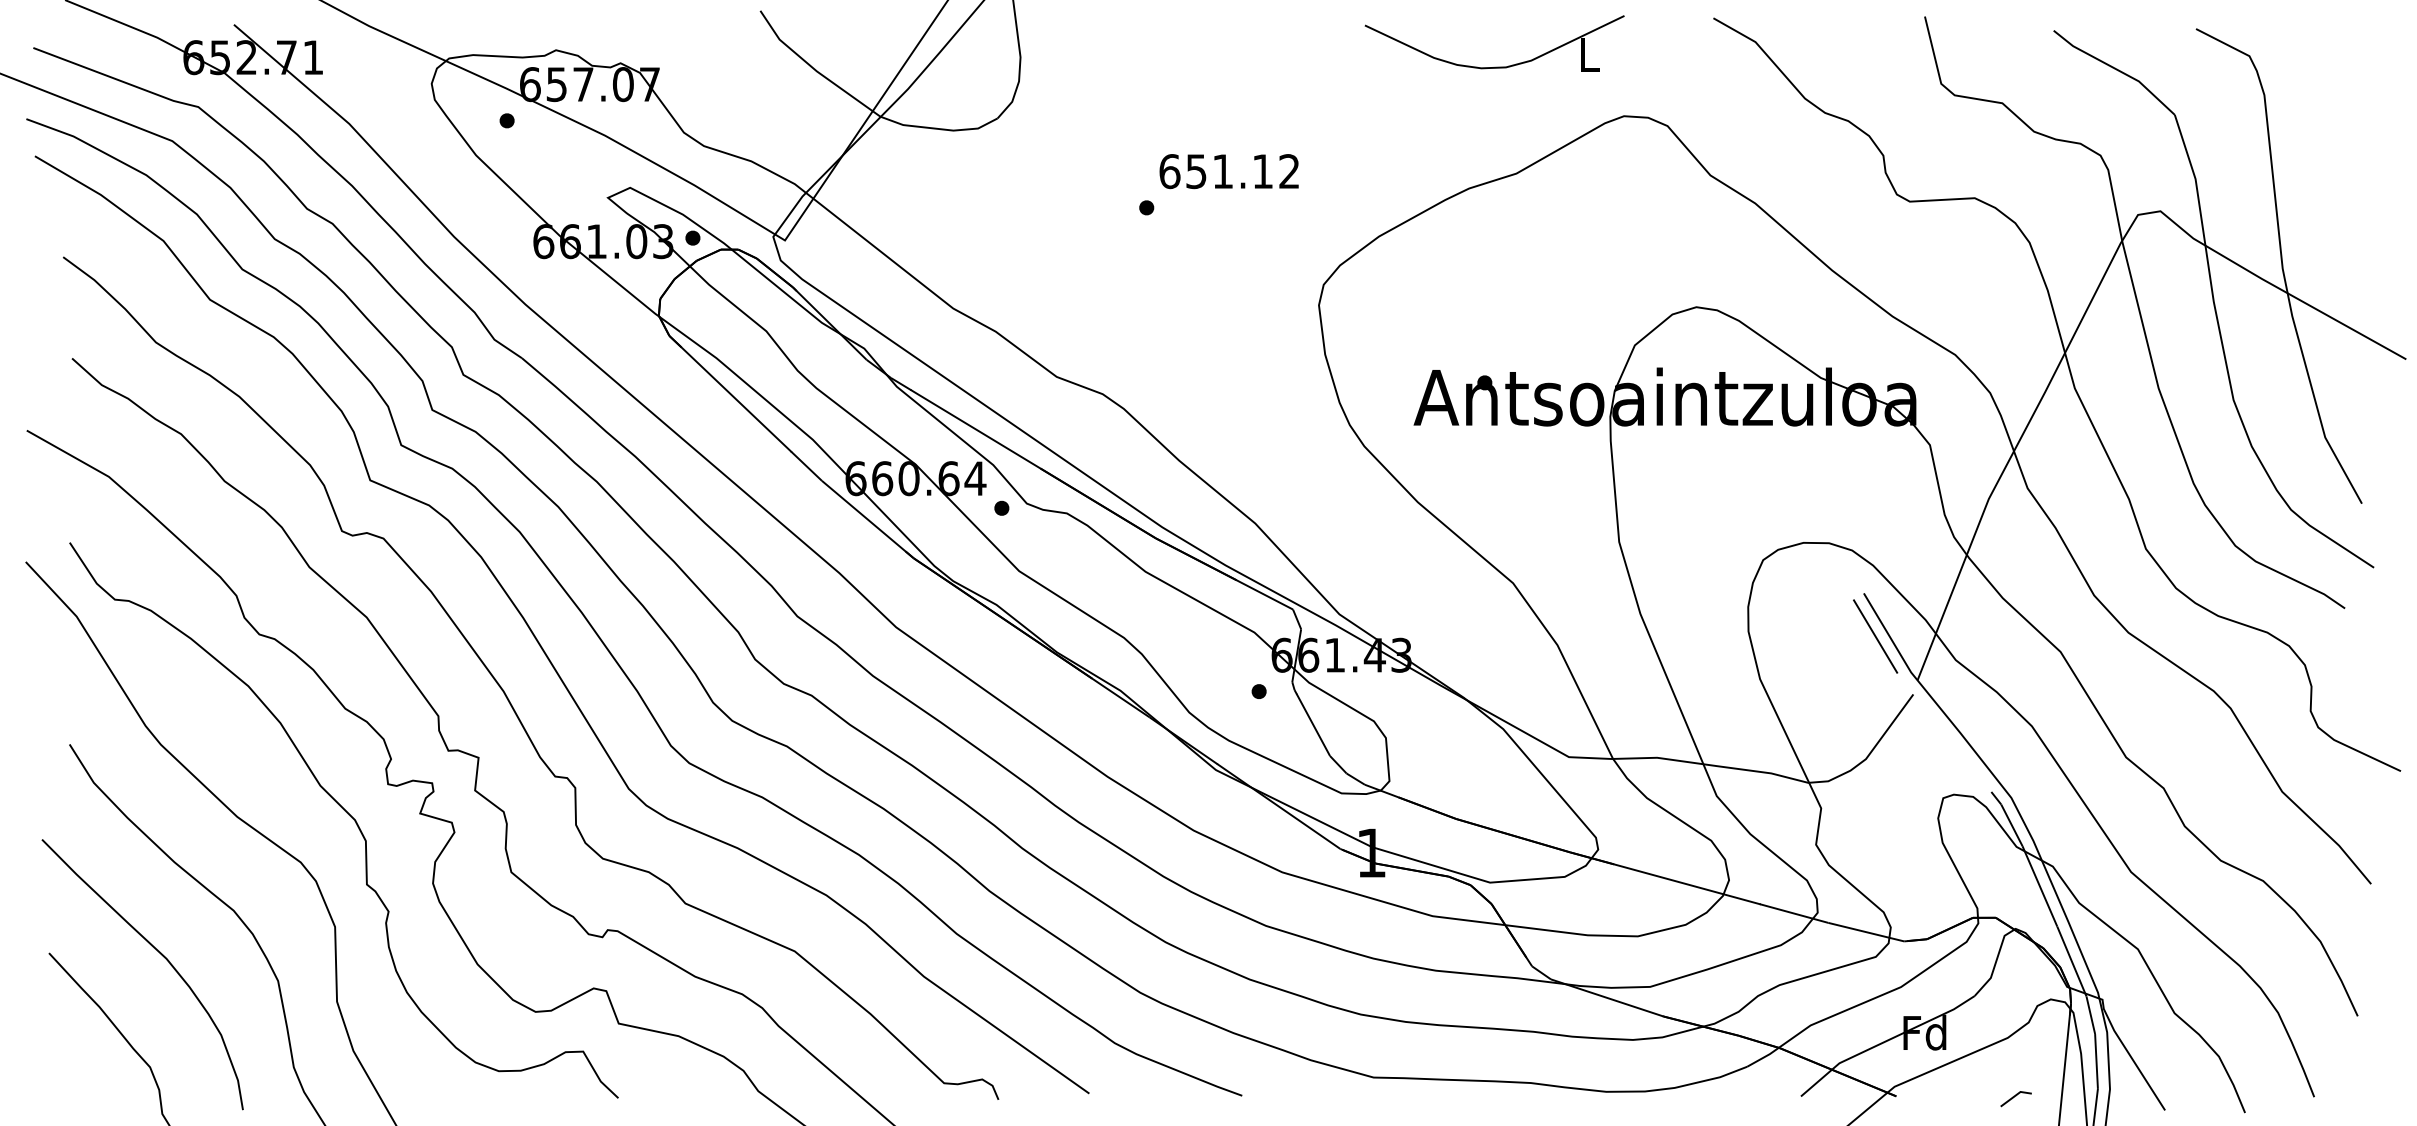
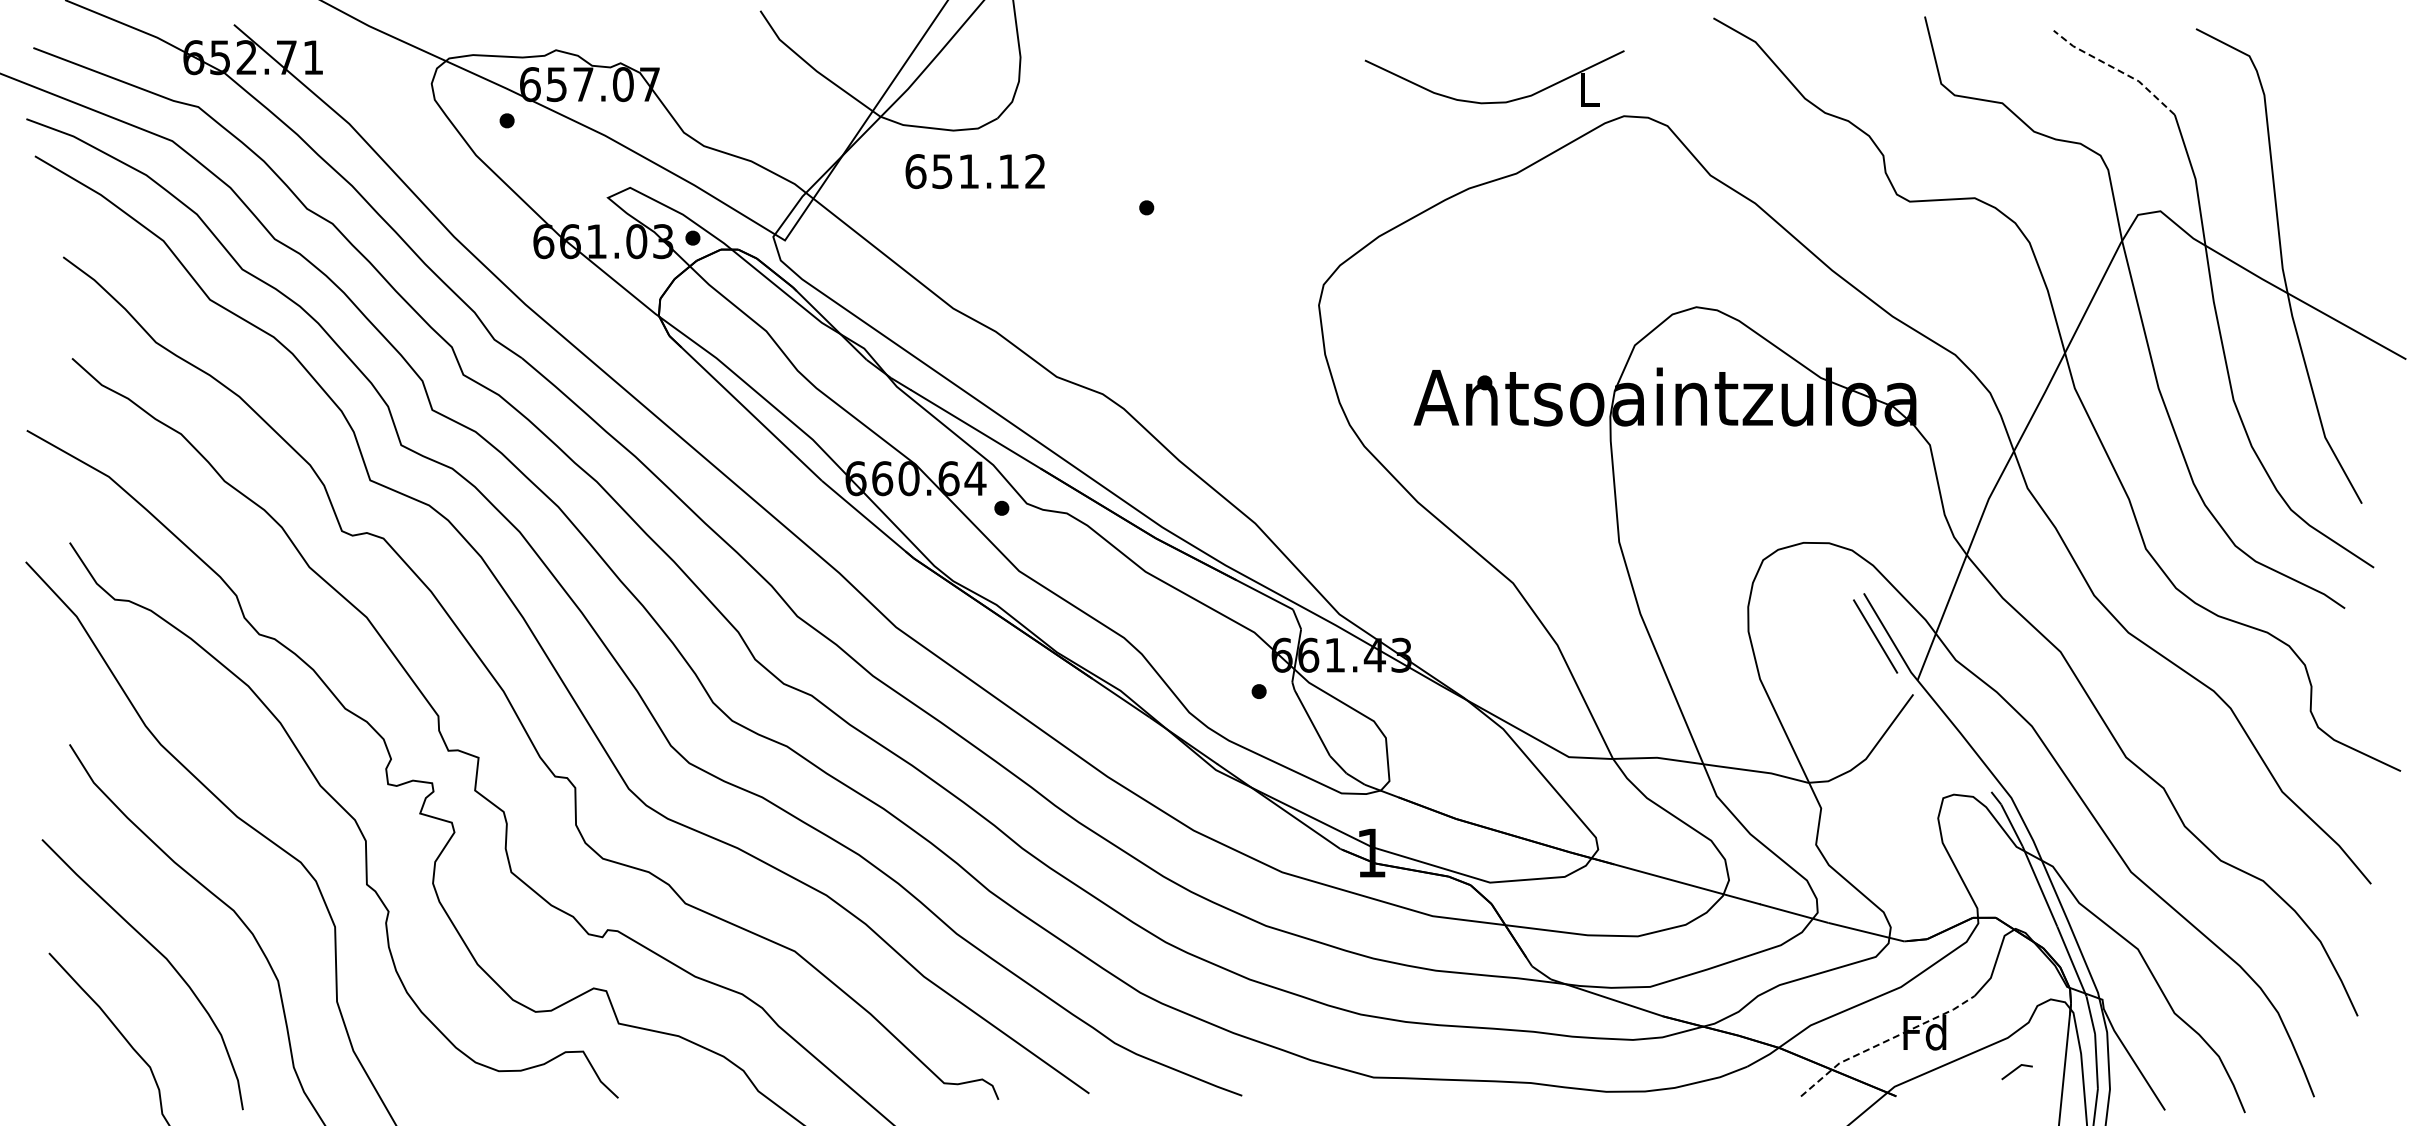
part position: (1494, 66) -> (1494, 101) (1494, 101)
line: solid -> dashed (2116, 69)
text position: (1228, 171) -> (974, 171) (974, 171)
line: solid -> dashed (1885, 1041)
line position: (2014, 1097) -> (2015, 1070) (2015, 1070)
